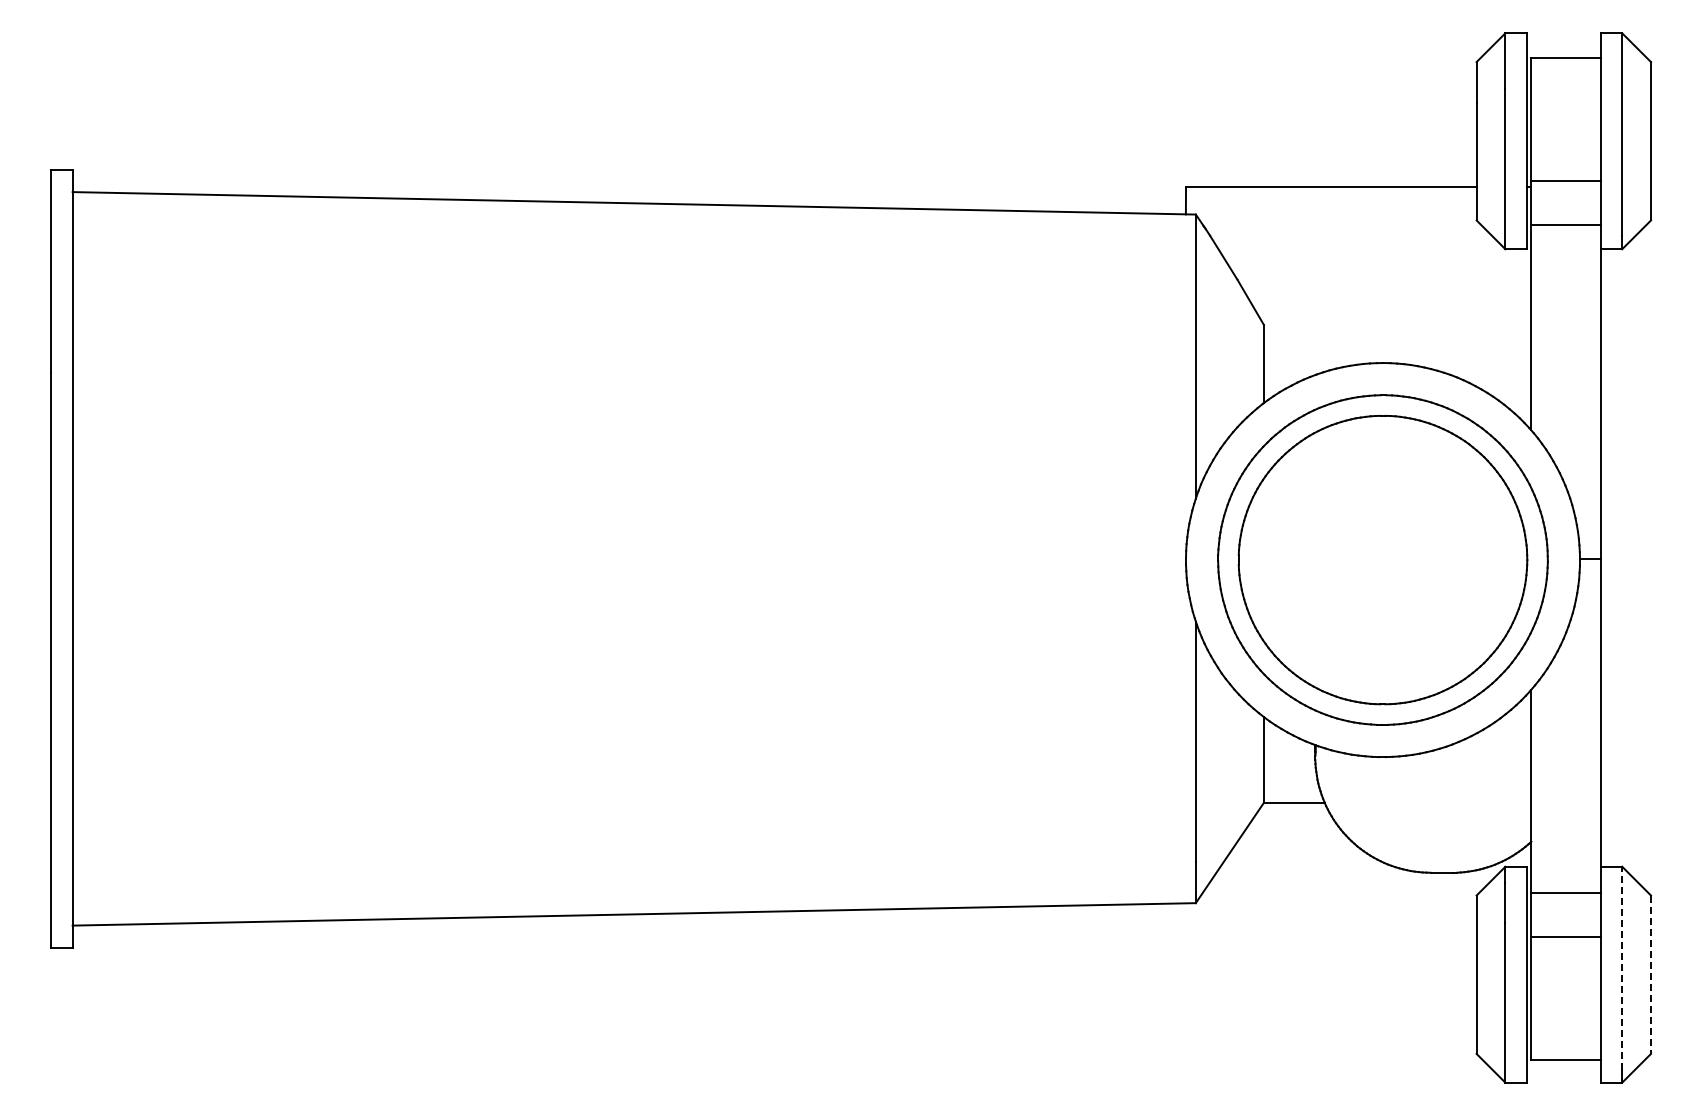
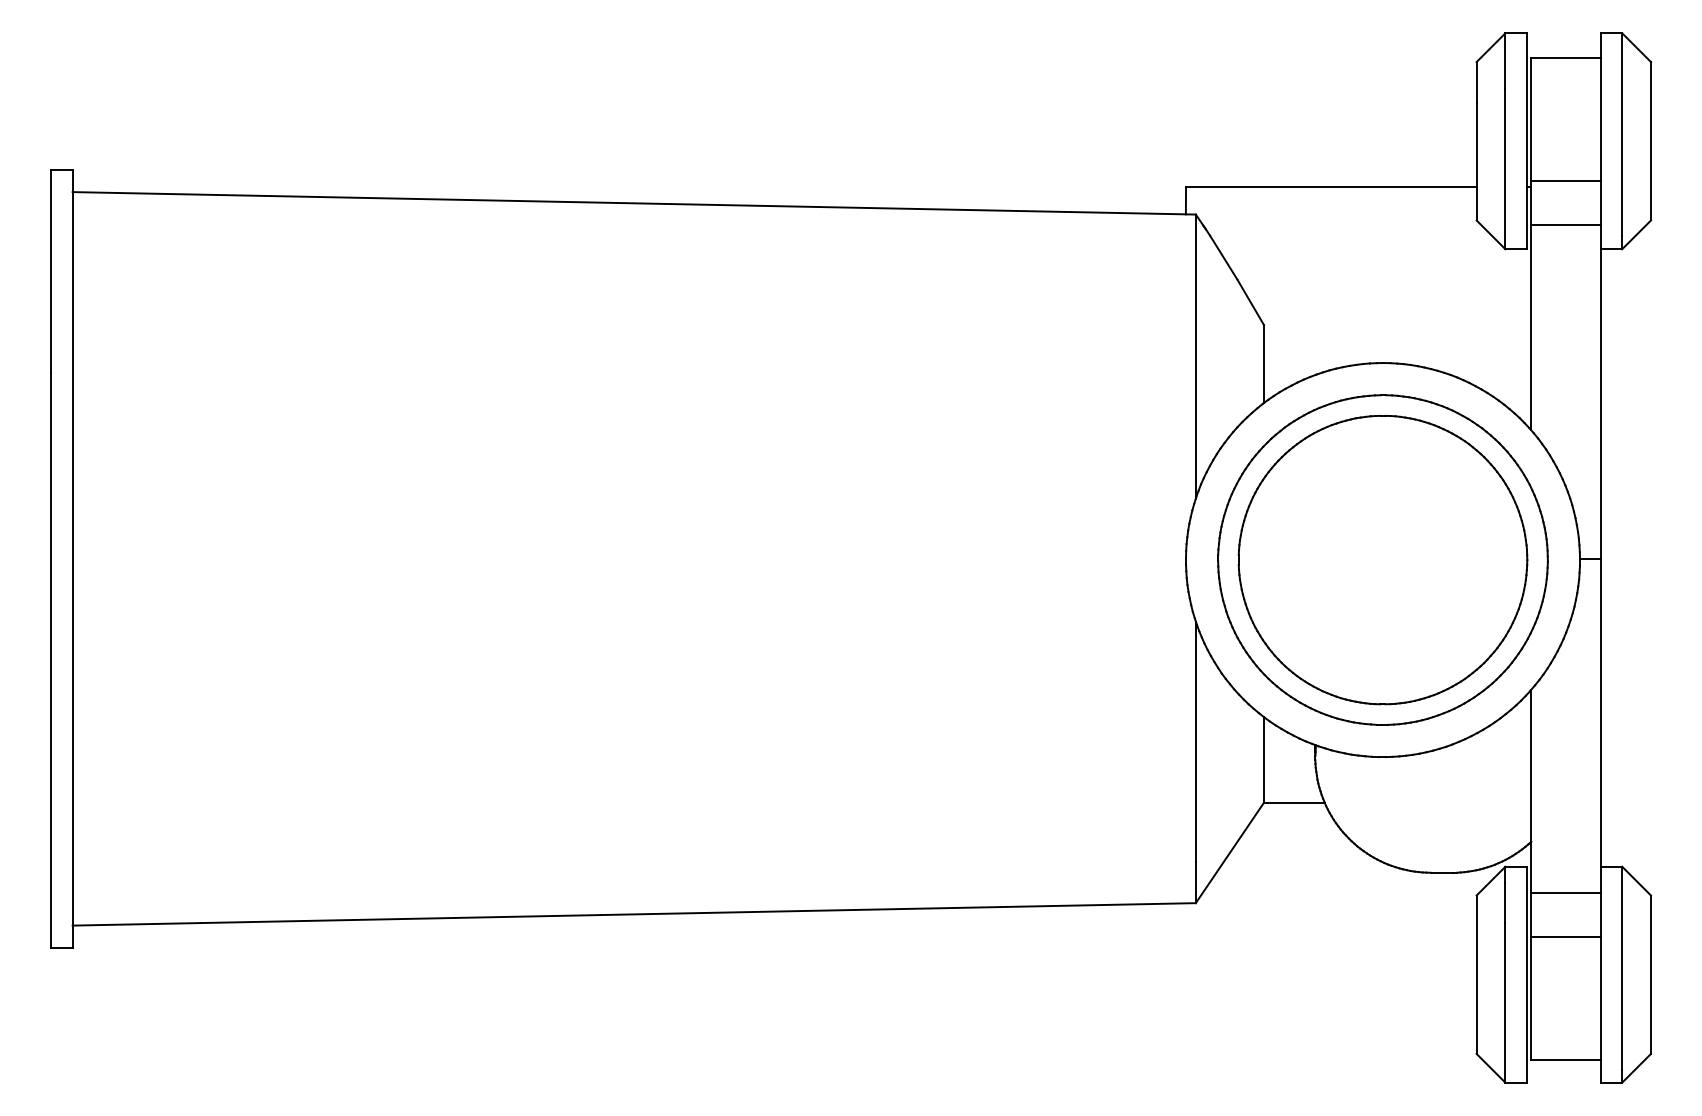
line: dashed -> solid (1622, 967)
line: dashed -> solid (1651, 975)
